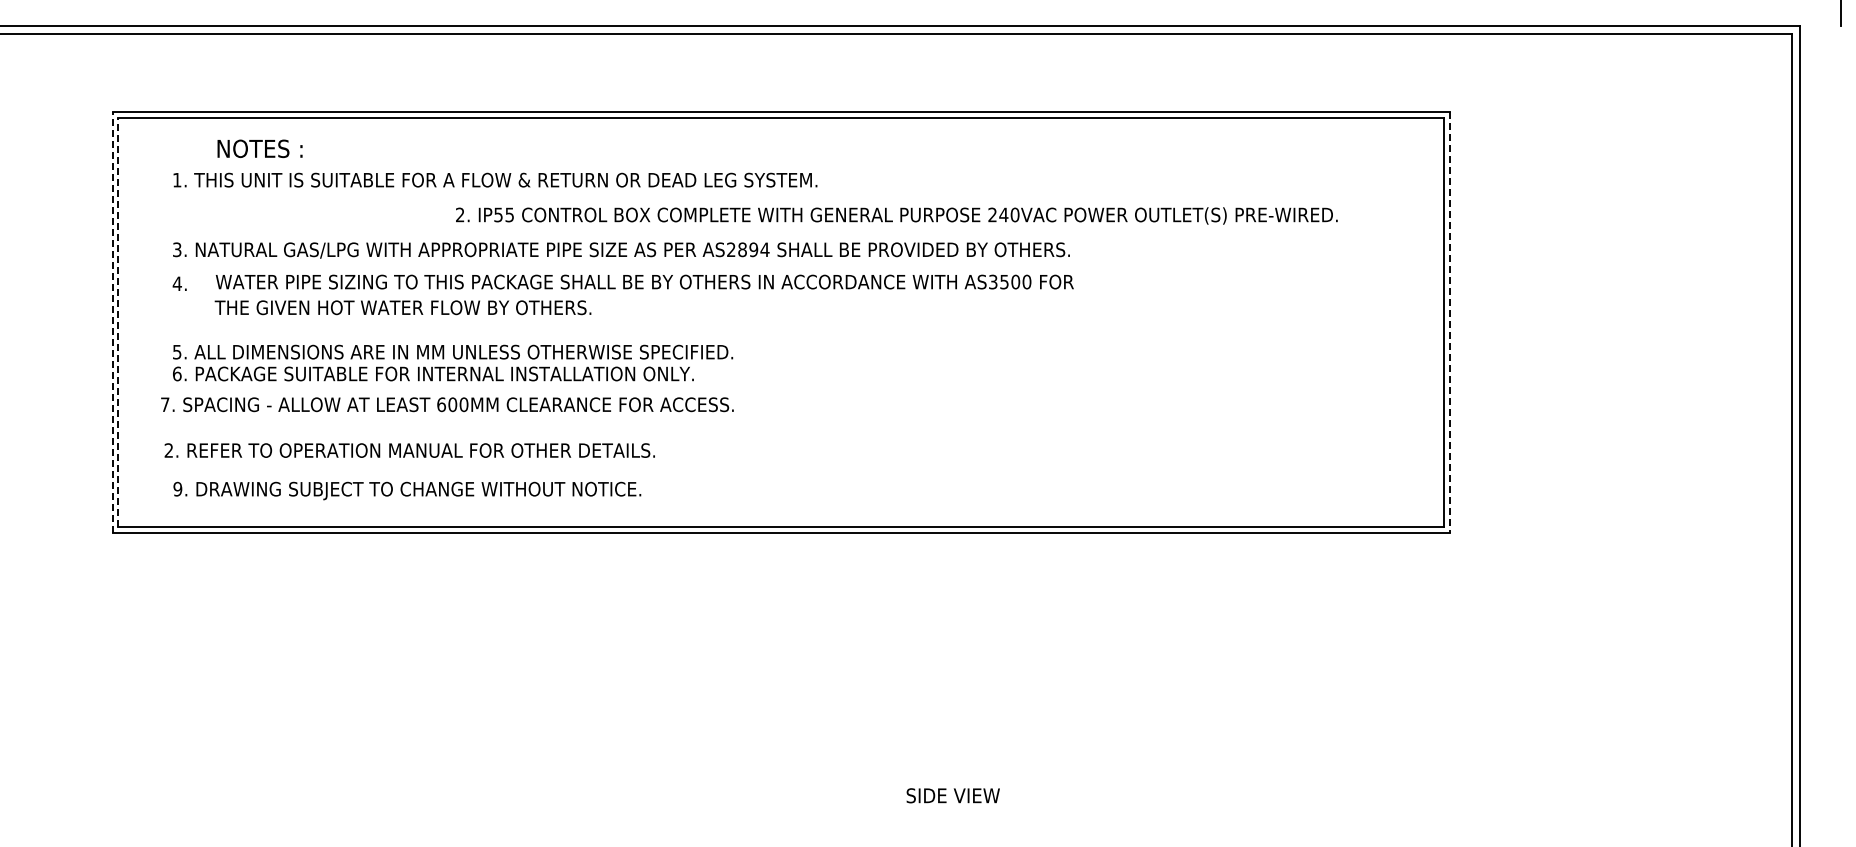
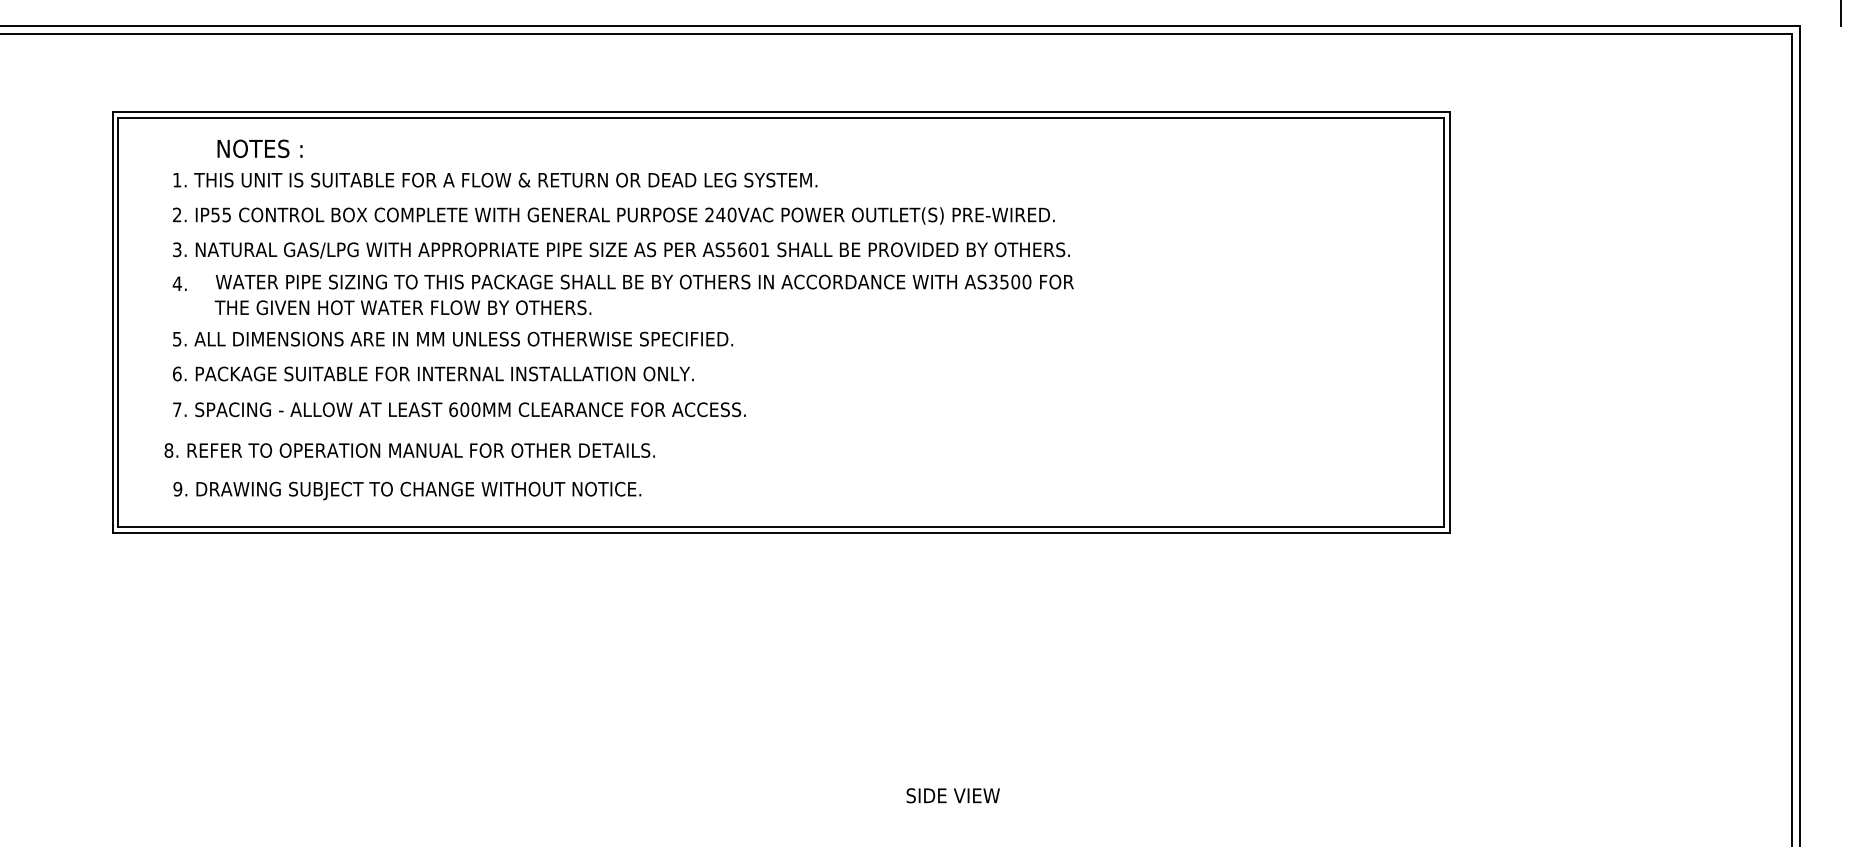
text position: (896, 215) -> (613, 215) (613, 215)
text: AS2894 -> AS5601 (748, 249)
line: dashed -> solid (112, 322)
line: dashed -> solid (118, 322)
line: dashed -> solid (1449, 323)
text position: (453, 351) -> (453, 338) (453, 338)
text position: (447, 404) -> (459, 409) (459, 409)
text: 2. -> 8. (168, 450)
